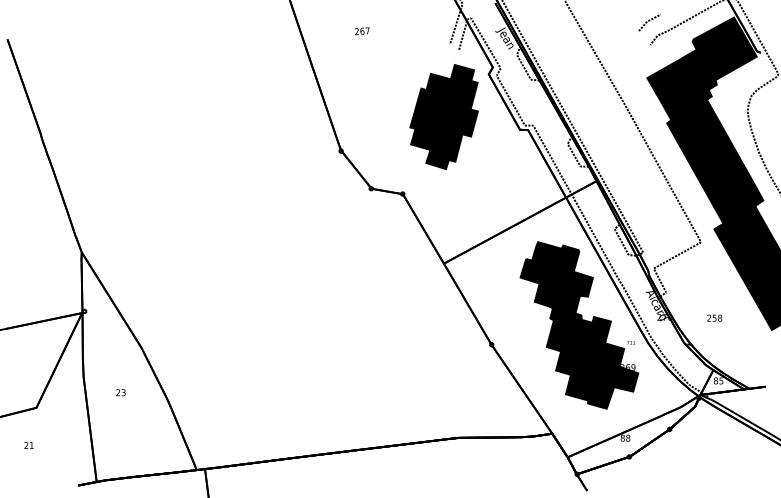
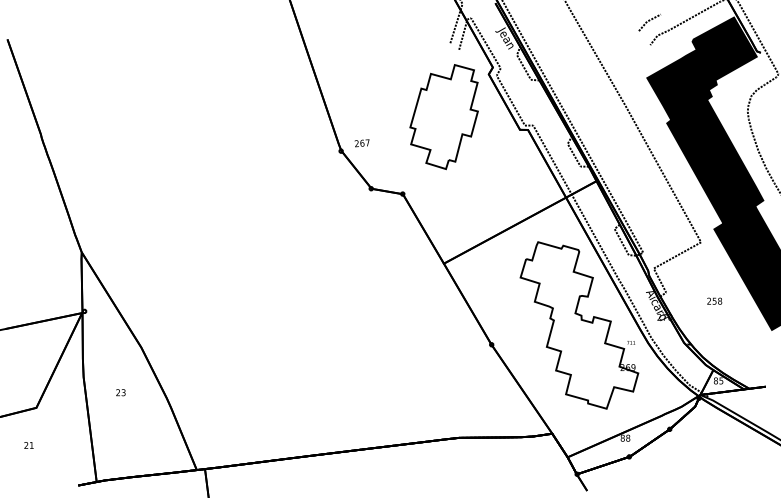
text position: (361, 31) -> (361, 143) (361, 143)
fill: present -> none (443, 117)
text position: (714, 317) -> (714, 300) (714, 300)
fill: present -> none (579, 325)
